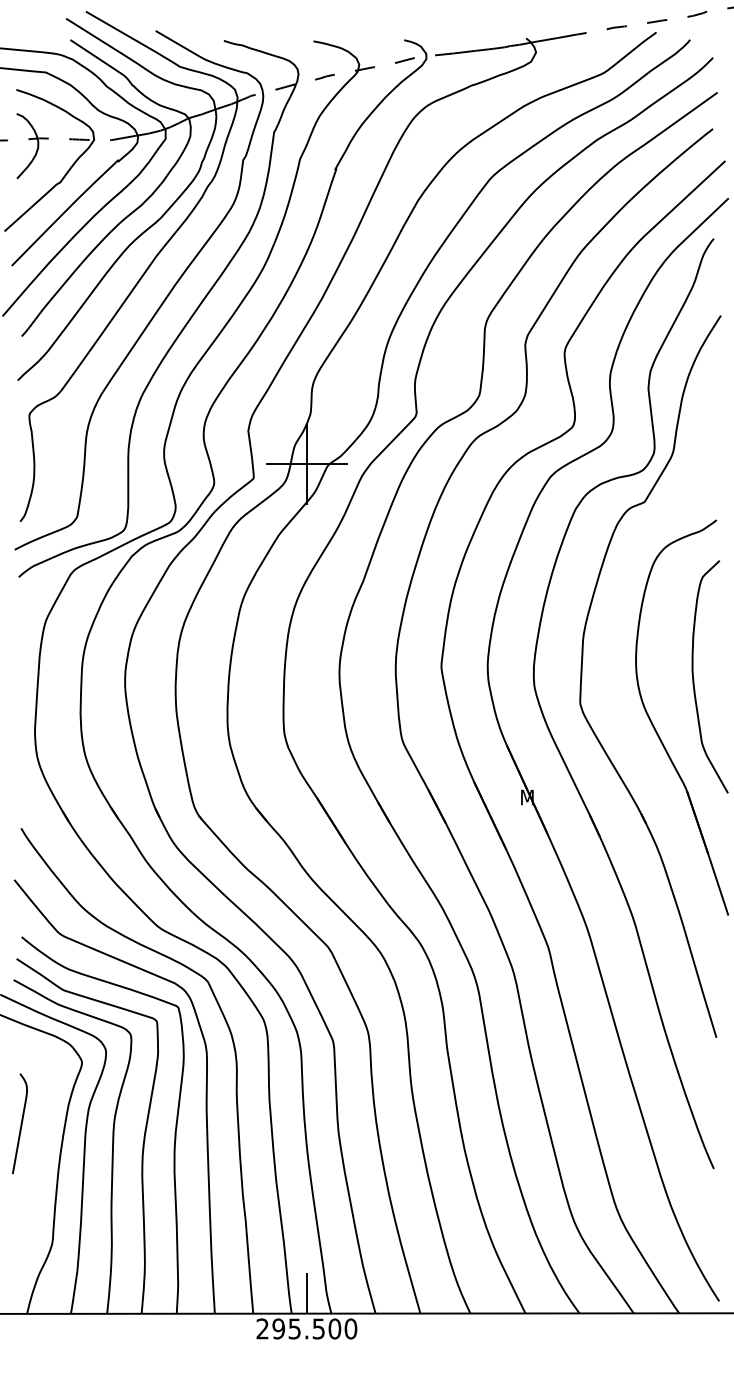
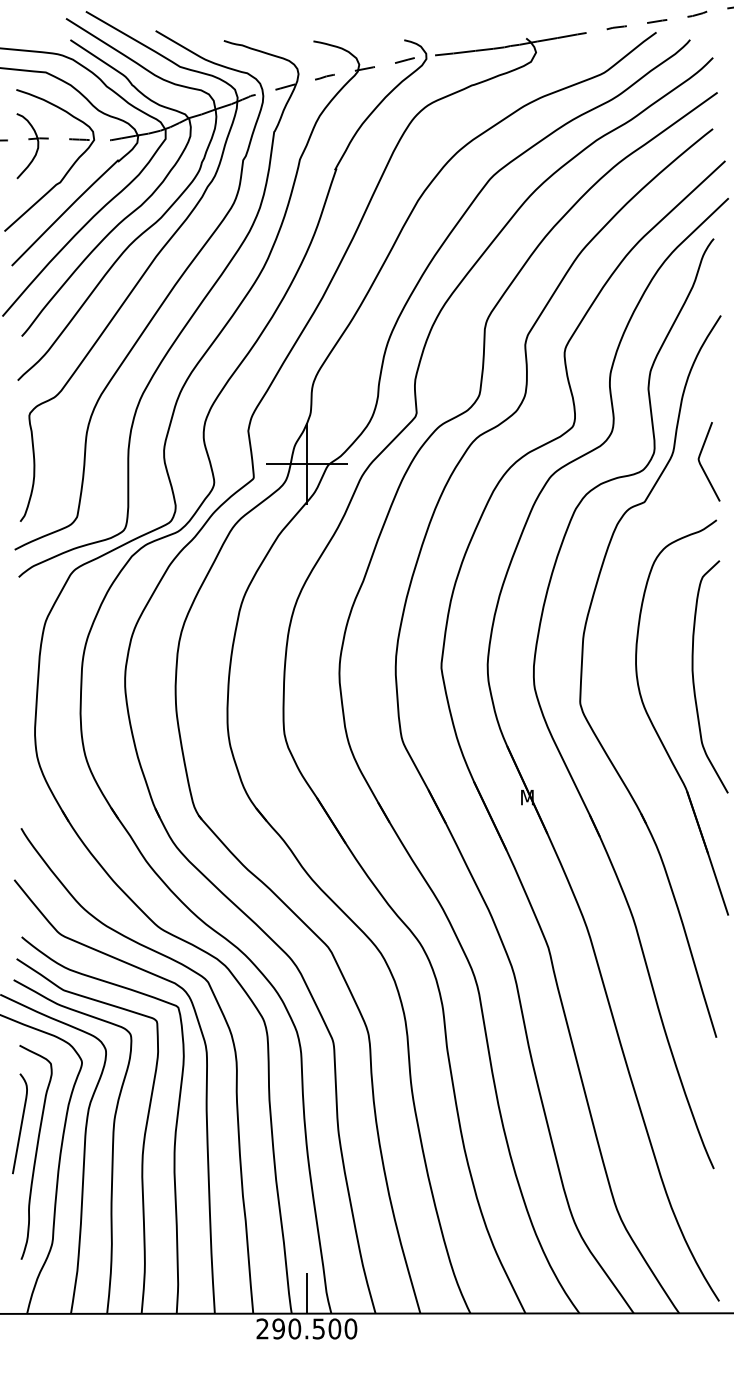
curve: none -> present (701, 464)
curve: none -> present (35, 1151)
text: 295.500 -> 290.500 (294, 1328)
